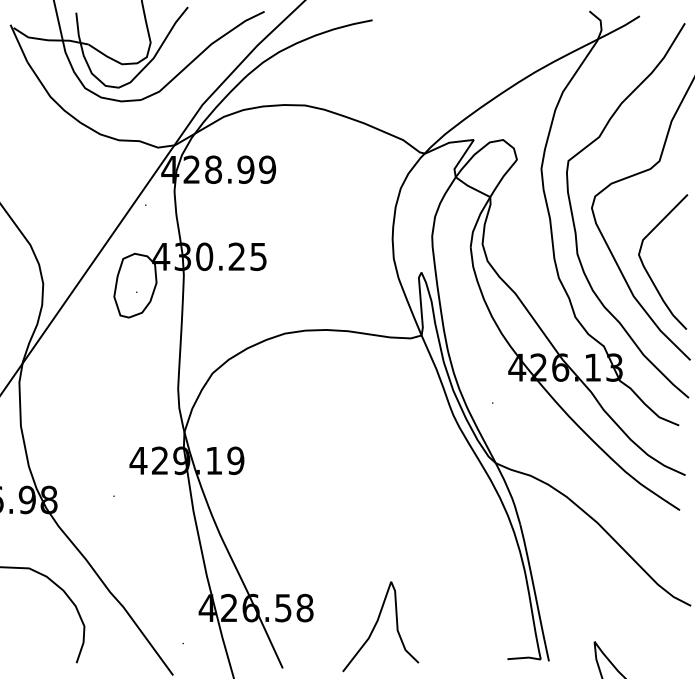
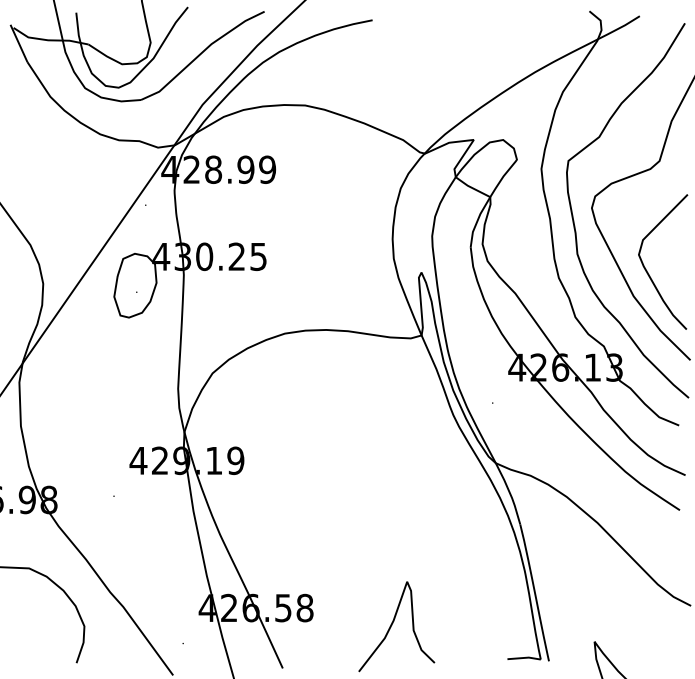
curve position: (376, 625) -> (392, 625) (392, 625)
